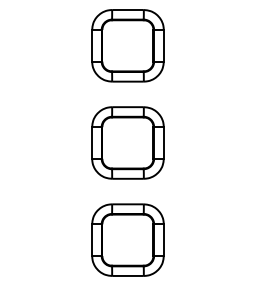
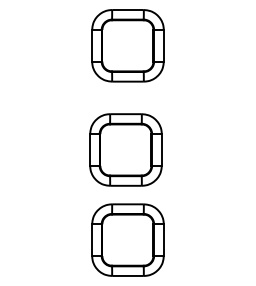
part position: (127, 142) -> (125, 149) (125, 149)
